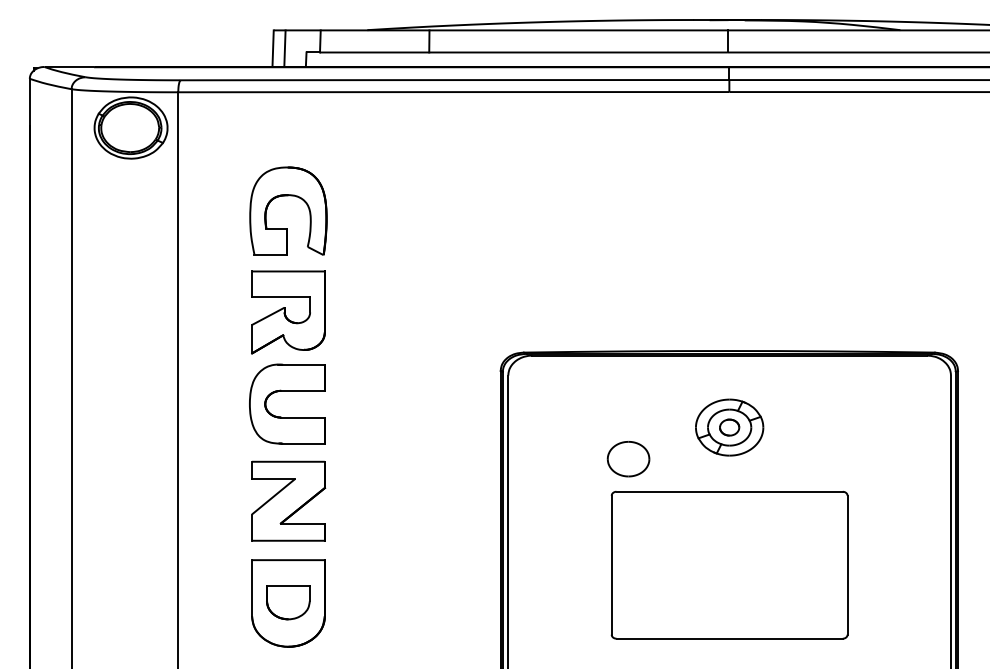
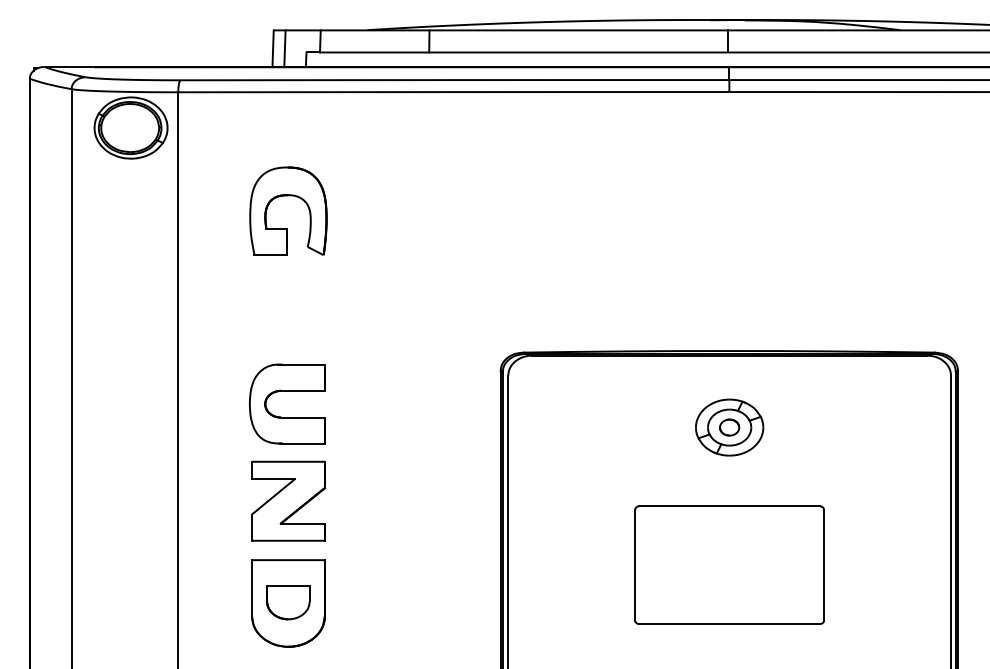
part: present -> none (288, 312)
part: present -> none (628, 459)
part size: 239x150 px -> 191x120 px (729, 564)
